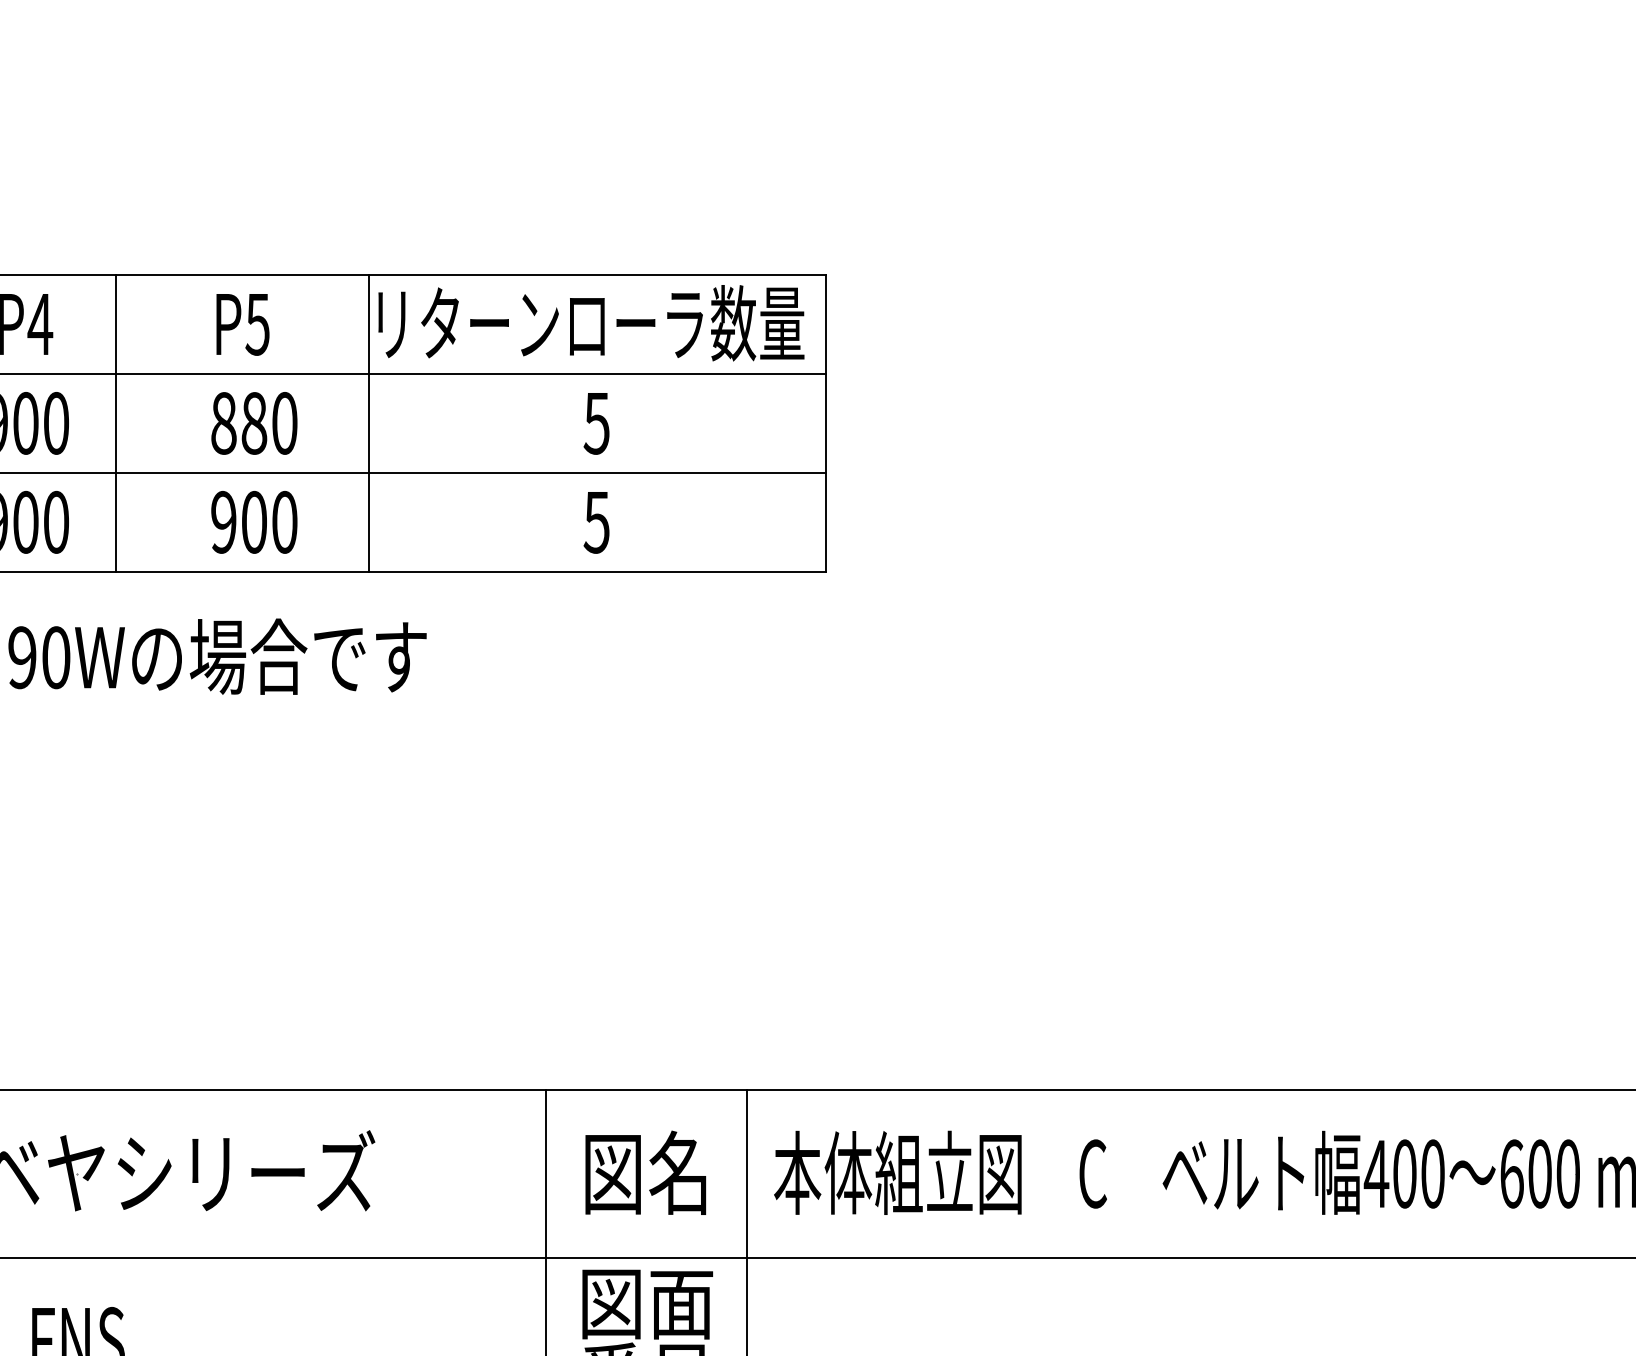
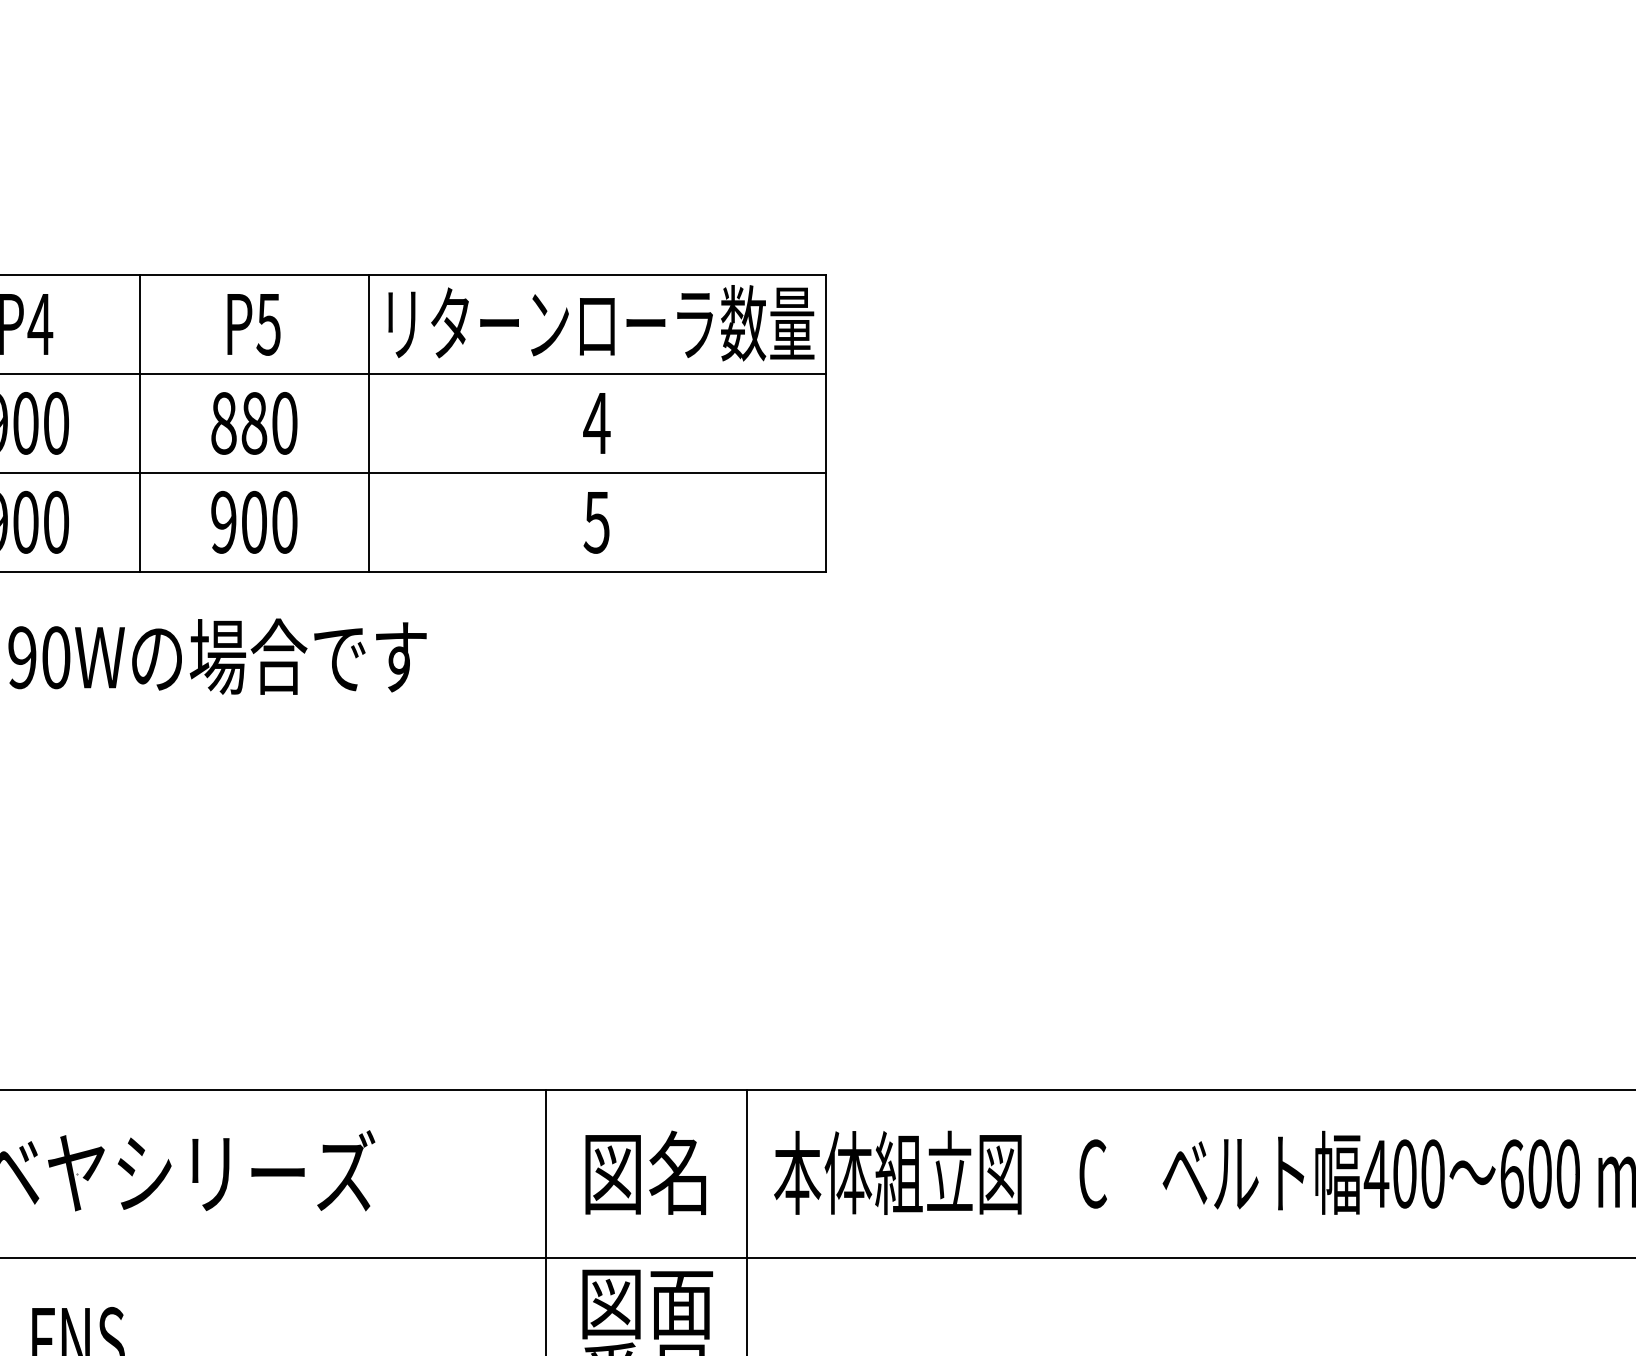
text position: (591, 323) -> (601, 323) (601, 323)
text position: (242, 324) -> (253, 324) (253, 324)
line position: (116, 422) -> (140, 422) (140, 422)
text: 5 -> 4 (596, 423)
